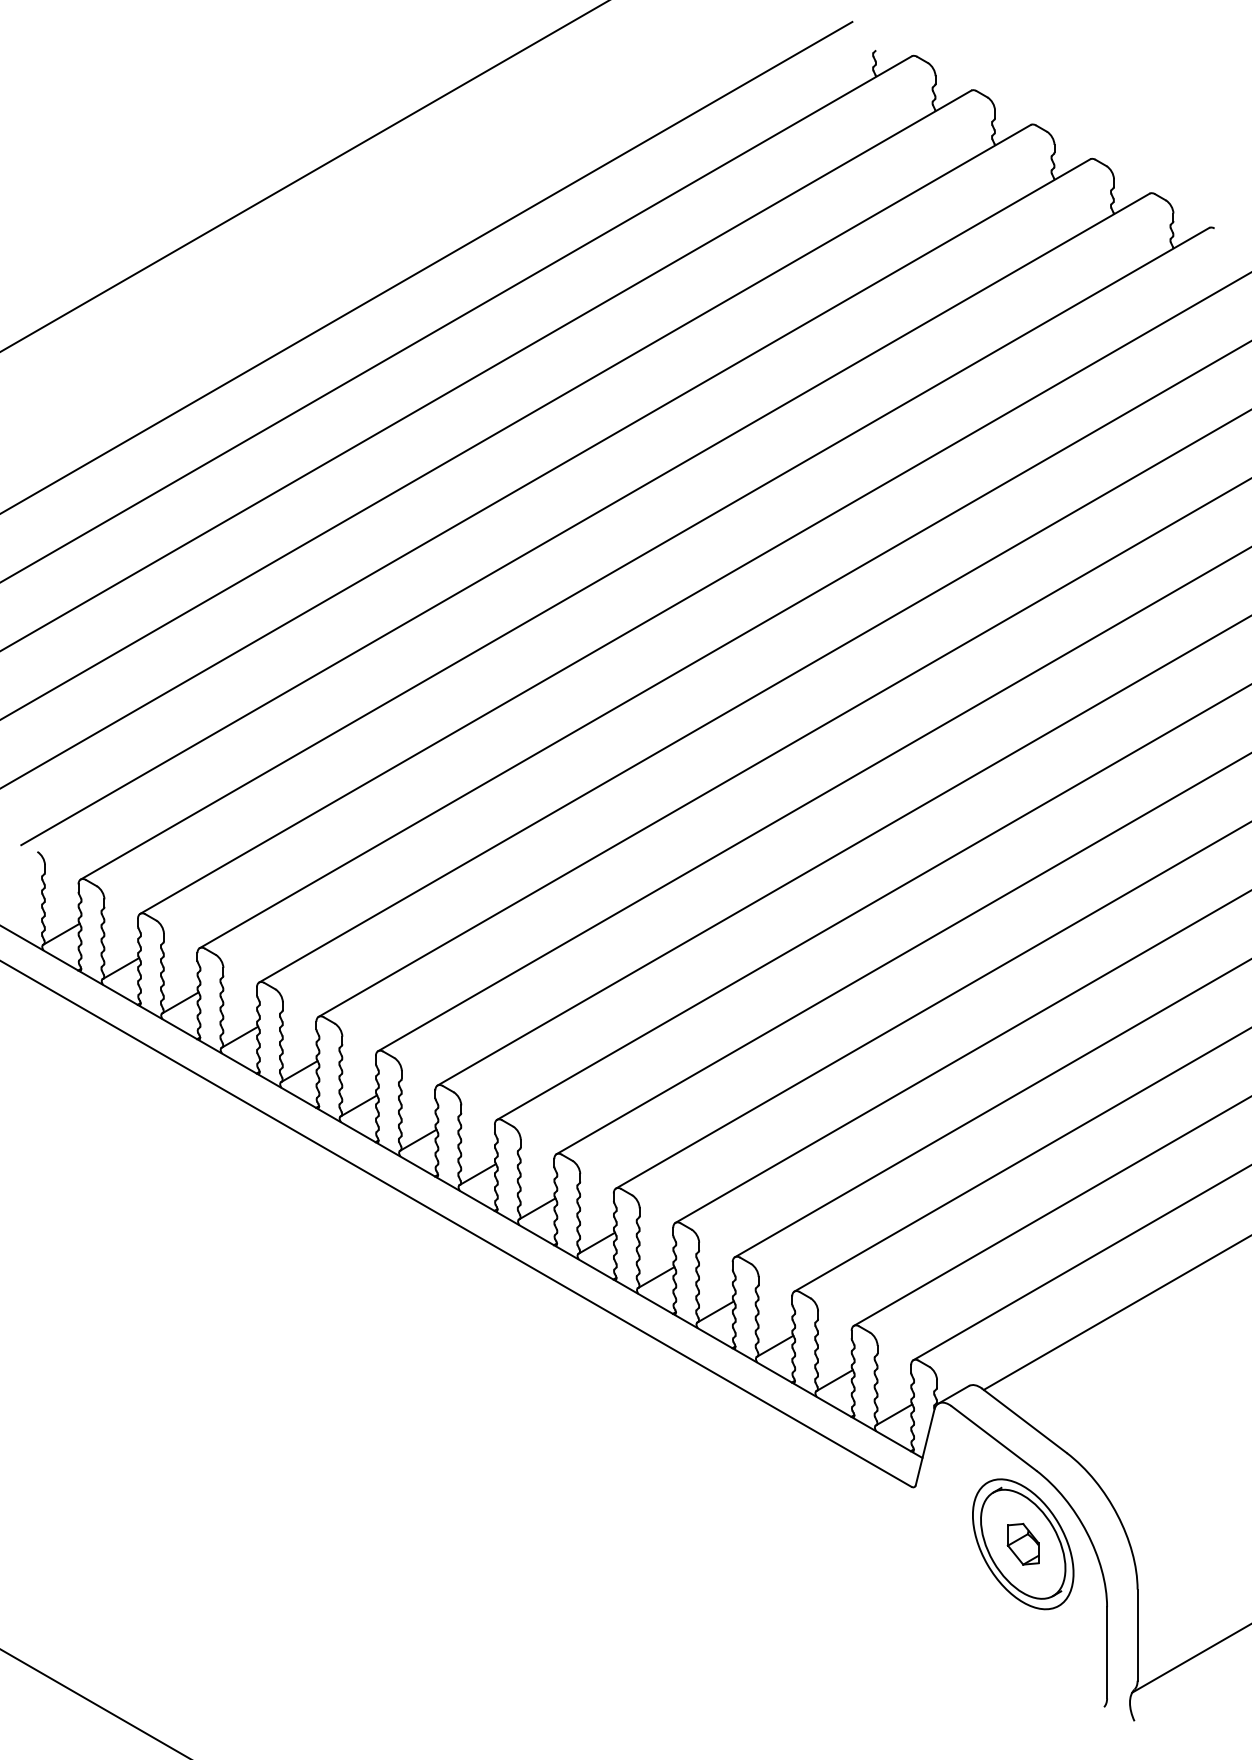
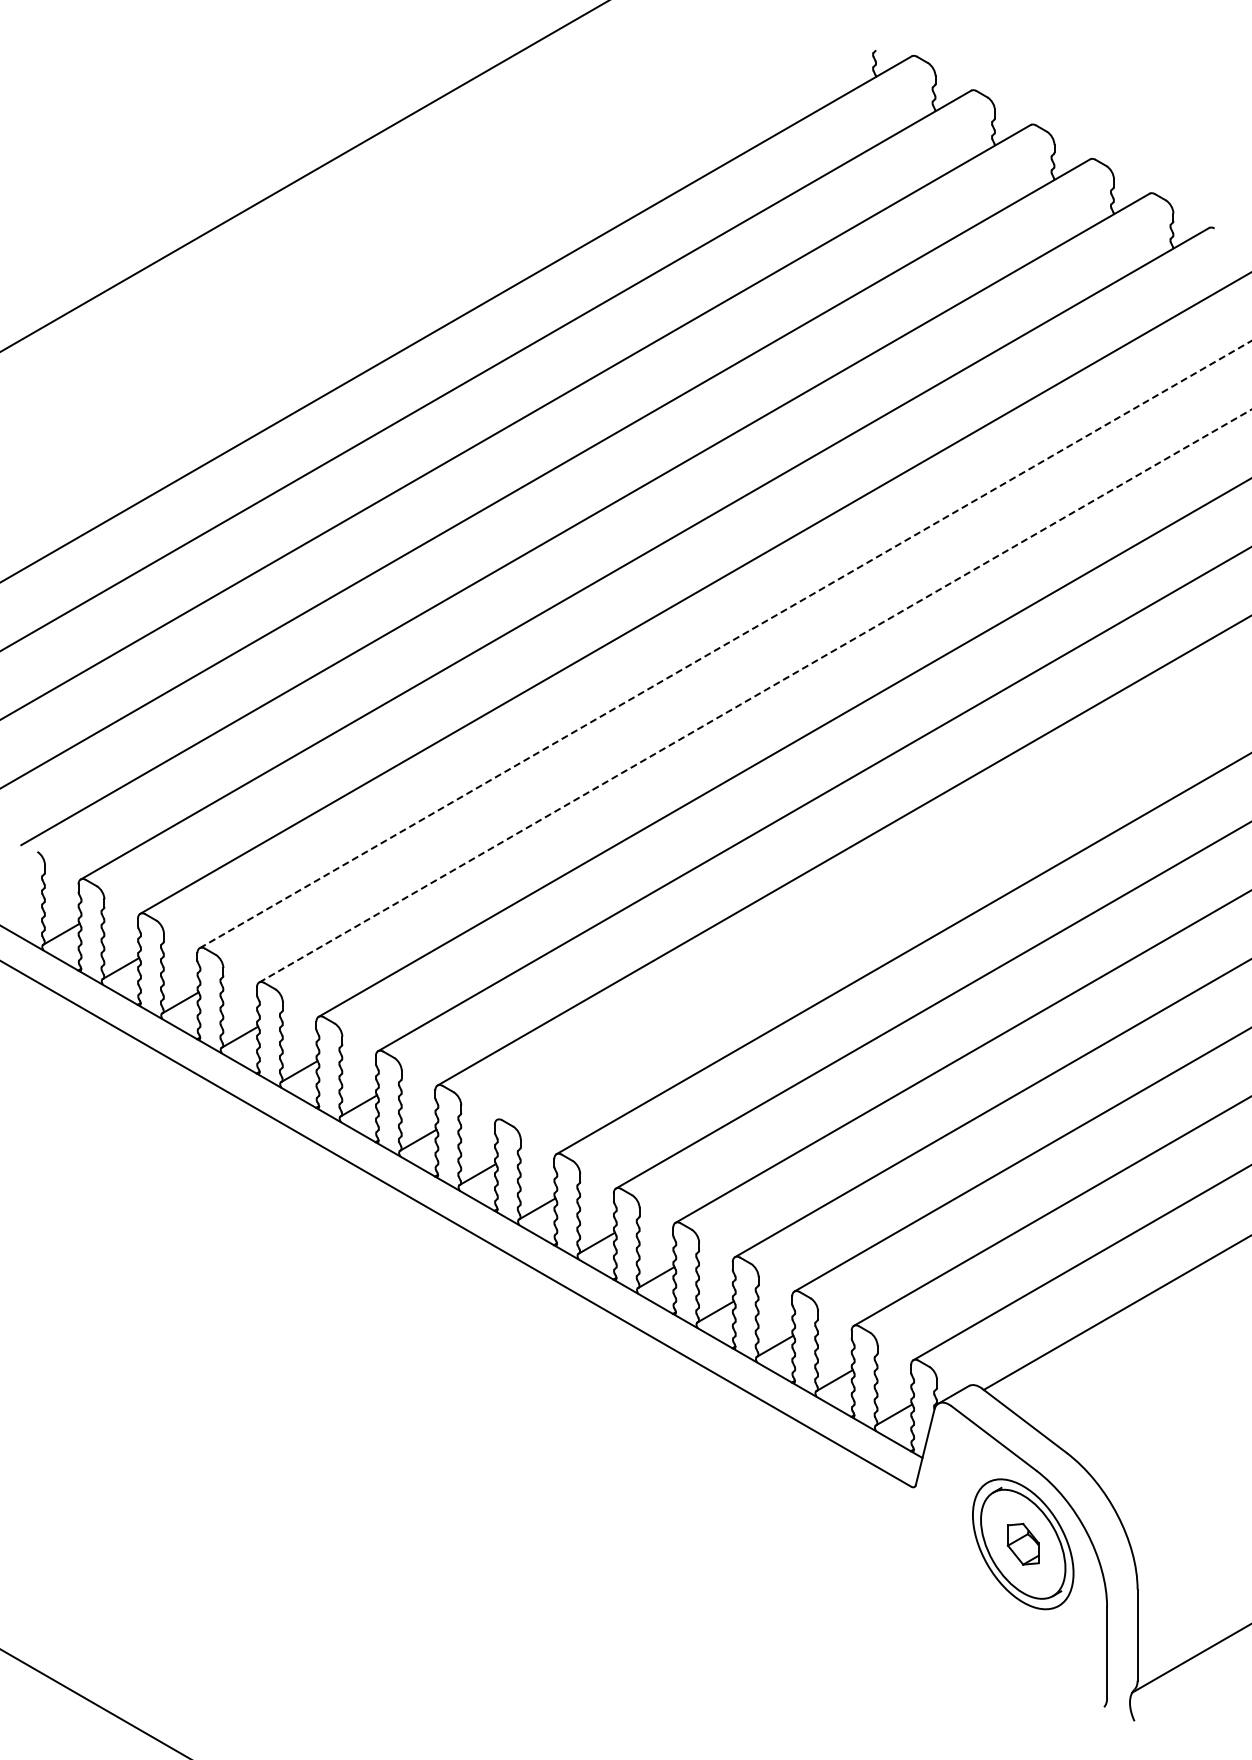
line: present -> none (427, 266)
line: solid -> dashed (725, 644)
line: solid -> dashed (755, 695)
line: present -> none (872, 902)
